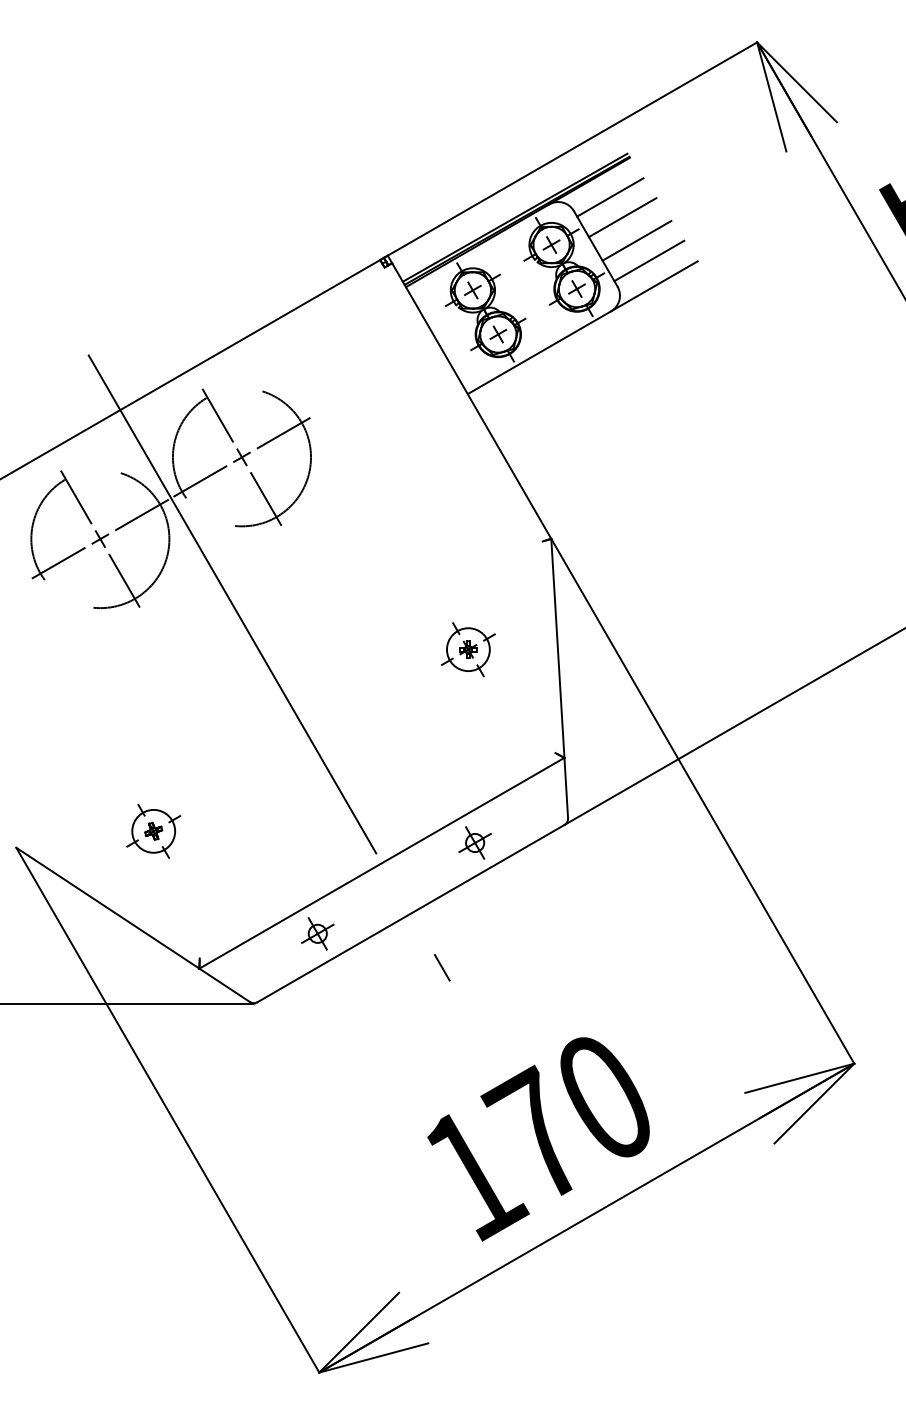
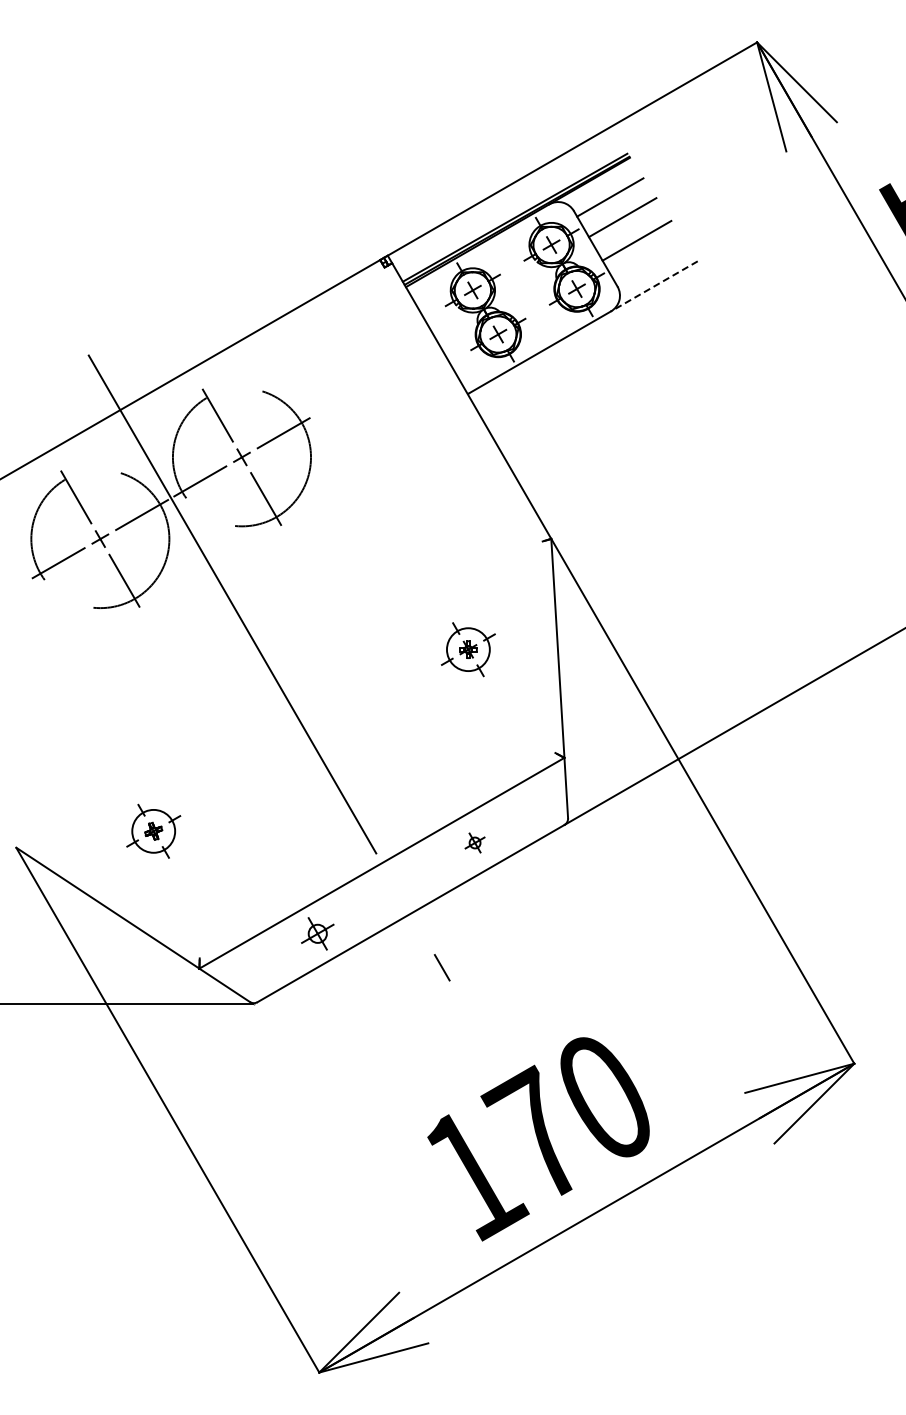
line: present -> none (649, 260)
line: solid -> dashed (653, 286)
part size: 34x34 px -> 22x22 px (474, 842)
